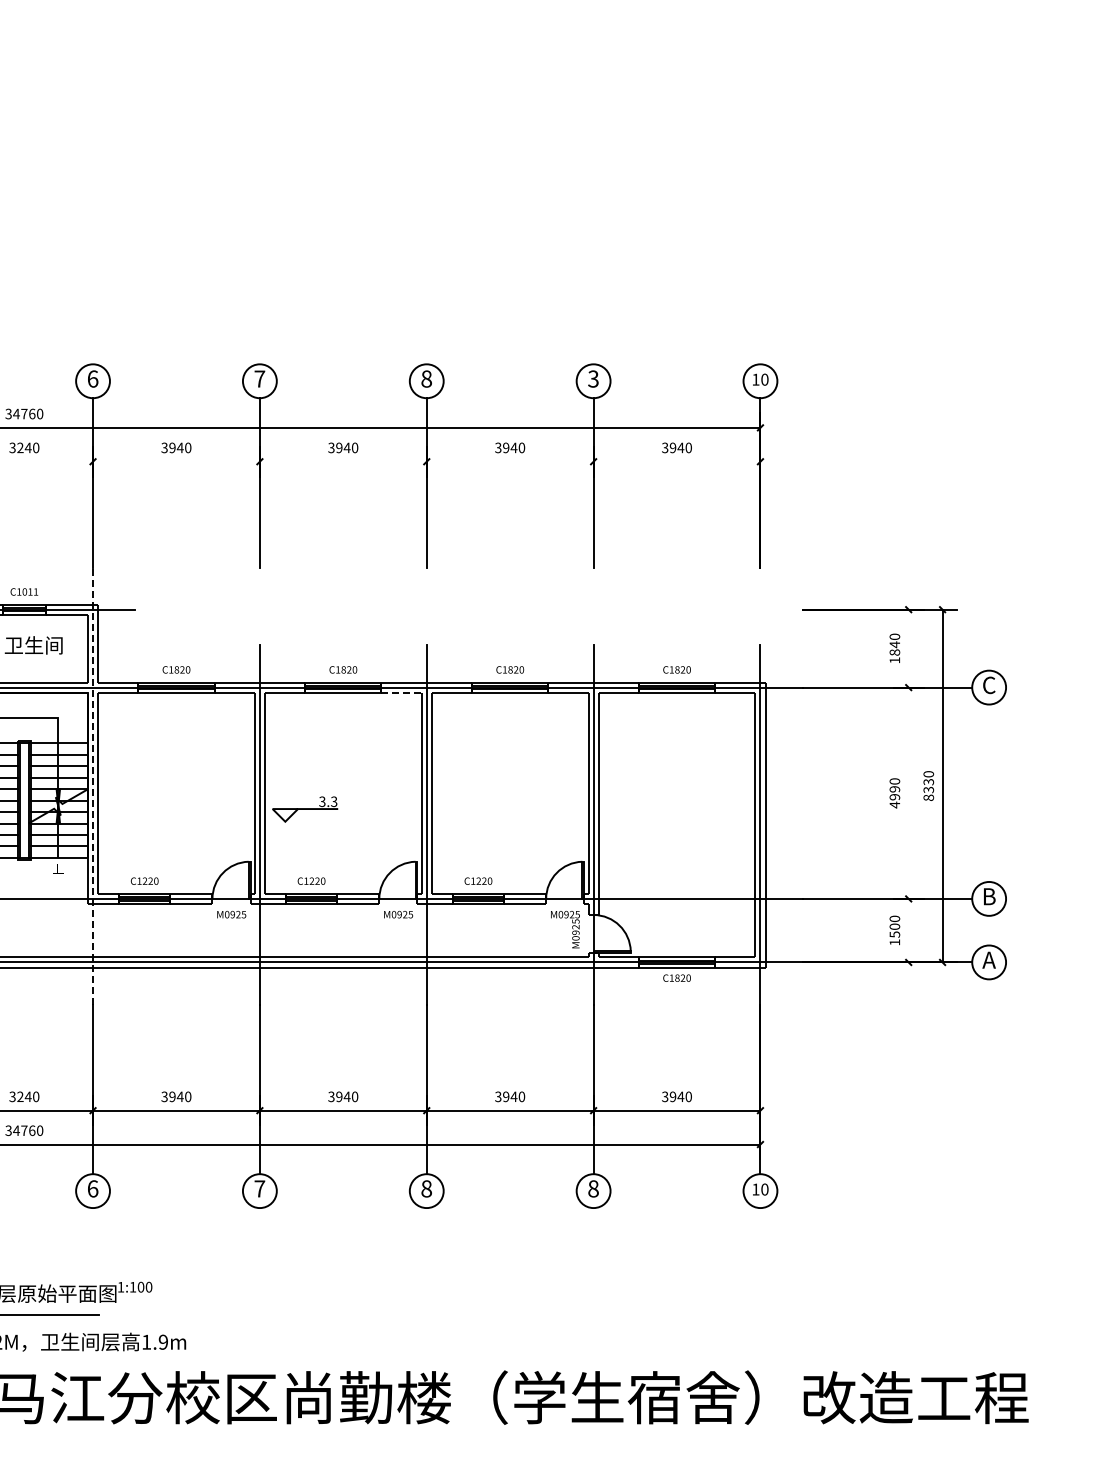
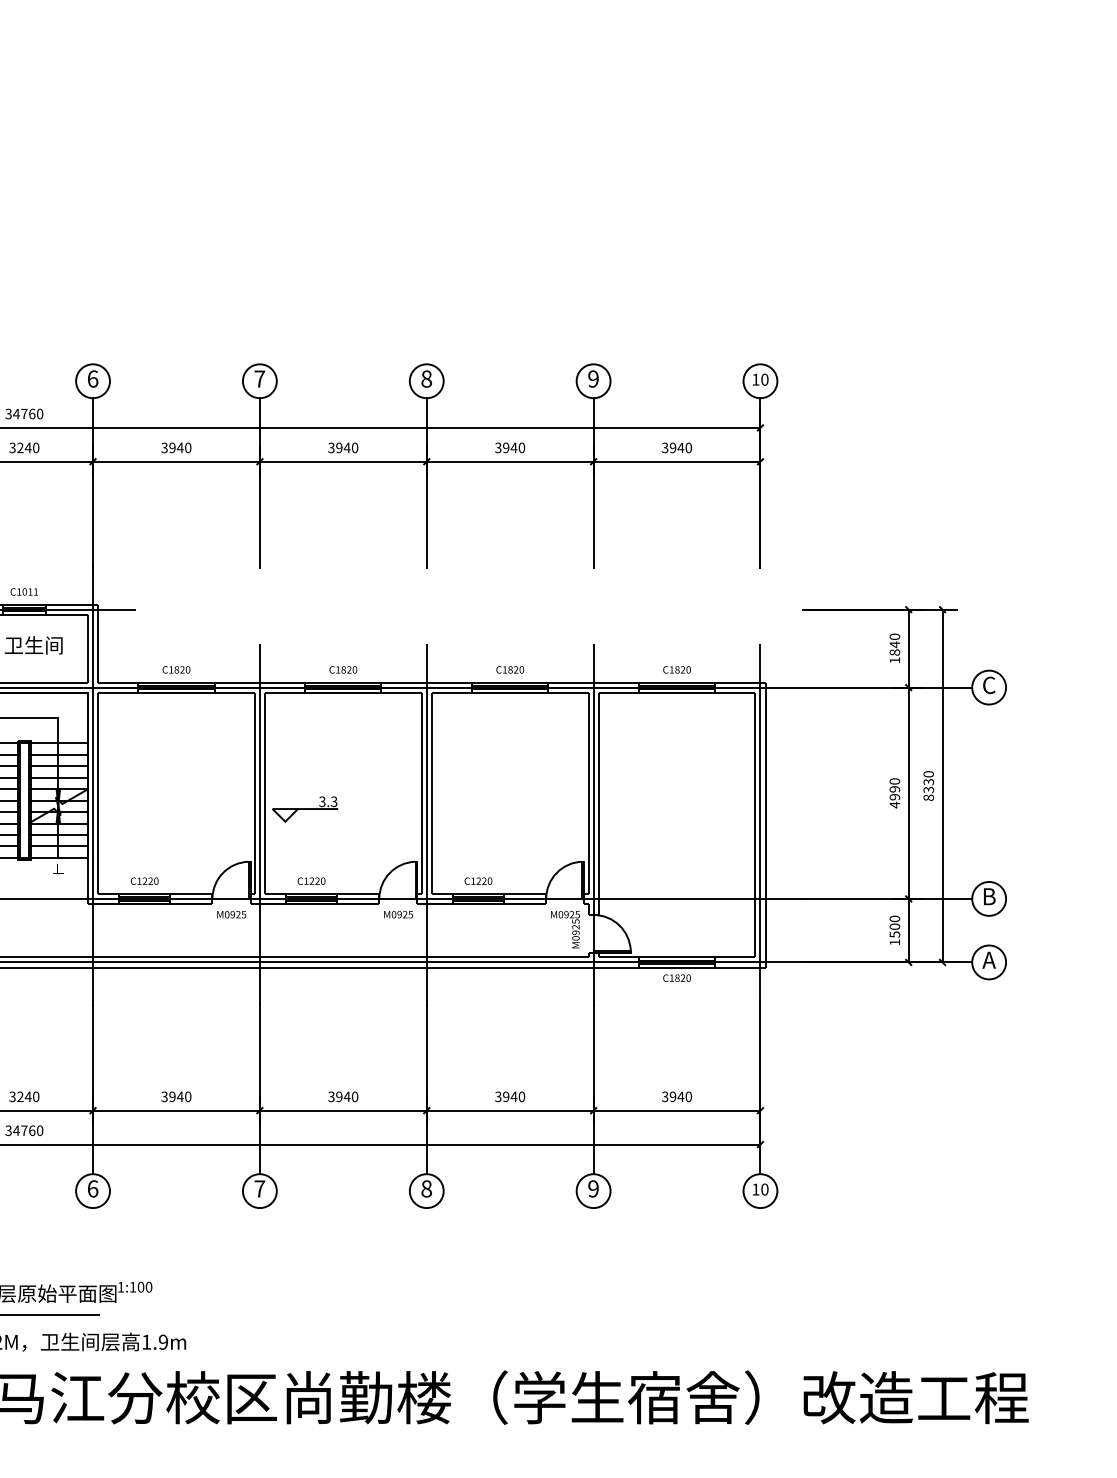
text: 3 -> 9 (593, 378)
line: none -> present (381, 461)
line: dashed -> solid (402, 692)
line: none -> present (908, 785)
line: dashed -> solid (93, 786)
text: 8 -> 9 (593, 1188)
